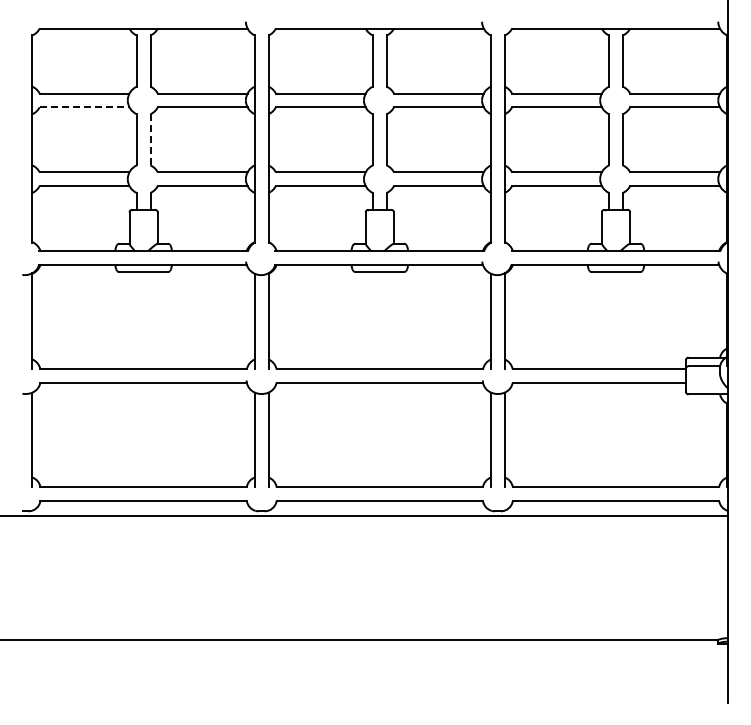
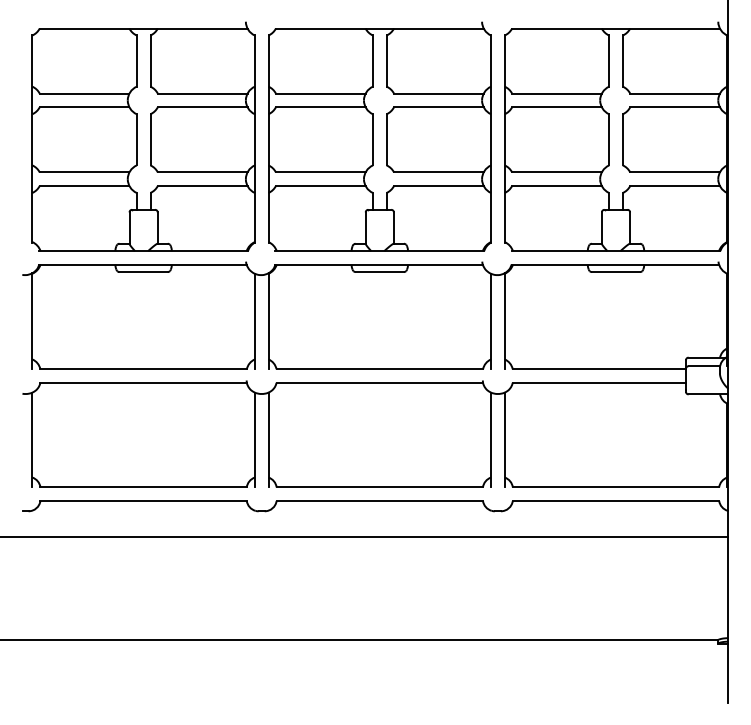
line: dashed -> solid (84, 107)
line: dashed -> solid (150, 139)
line position: (365, 516) -> (365, 537) (365, 537)
